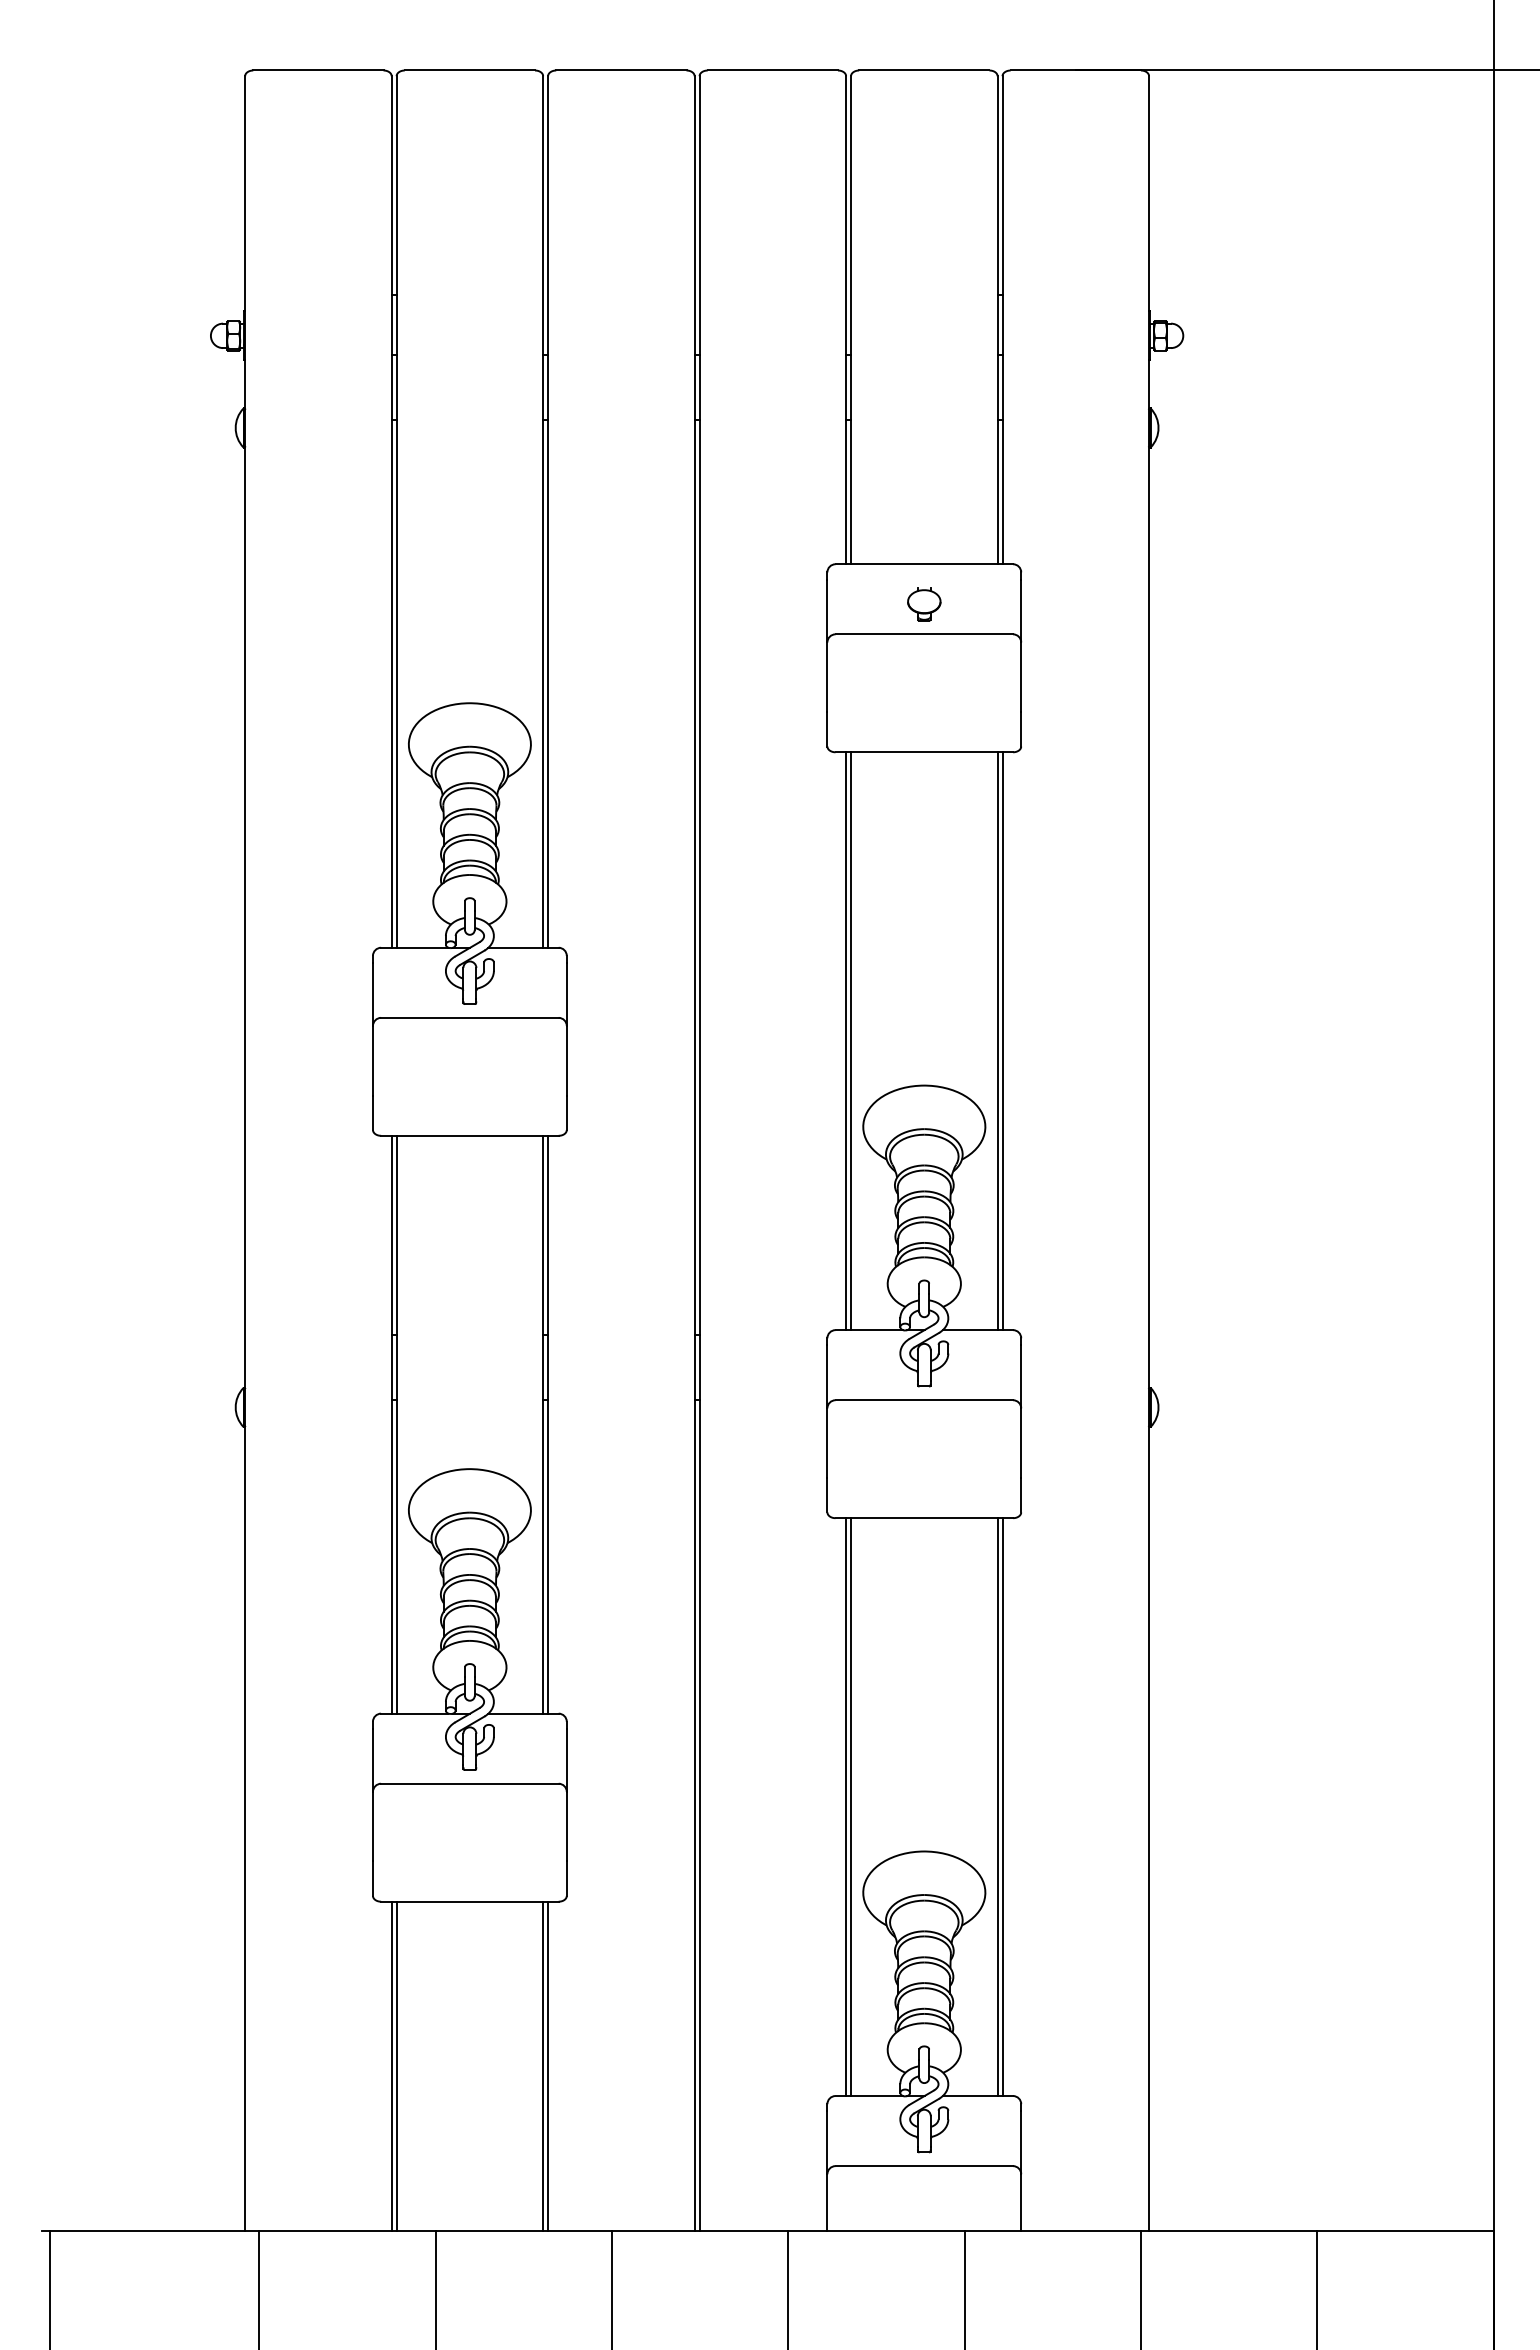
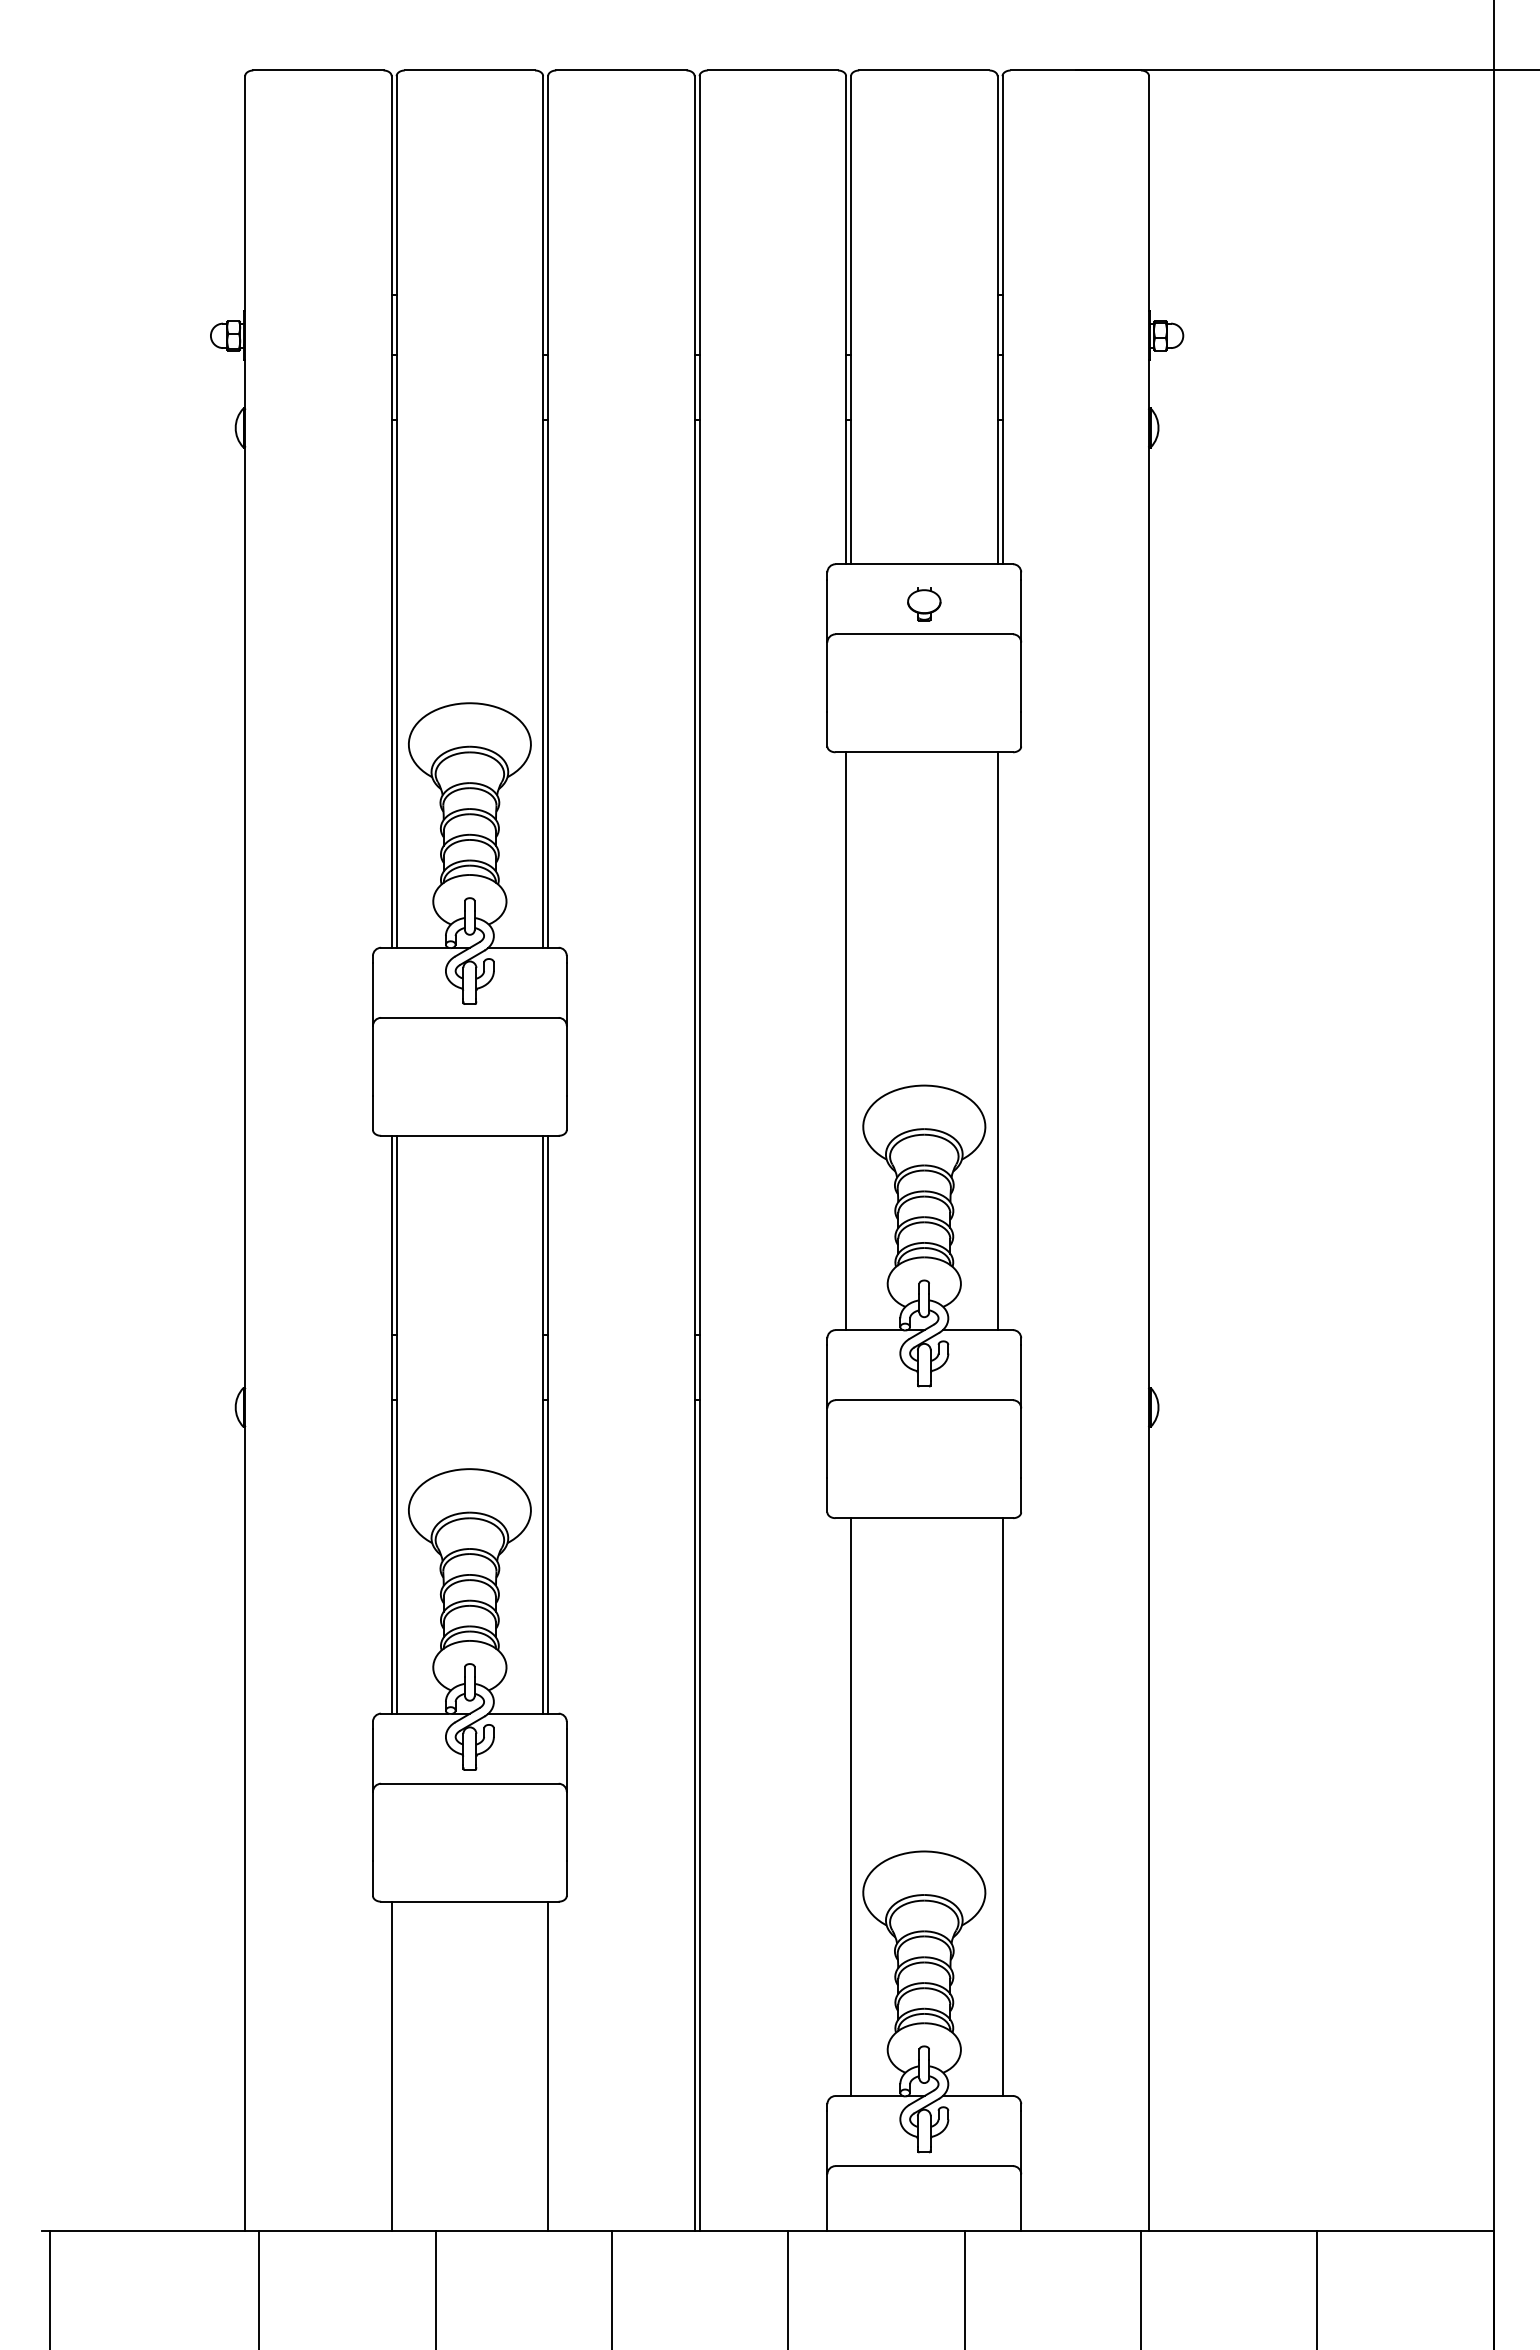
line: present -> none (851, 1041)
line: present -> none (1002, 1041)
line: present -> none (846, 1807)
line: present -> none (997, 1807)
line: present -> none (396, 2065)
line: present -> none (543, 2065)
